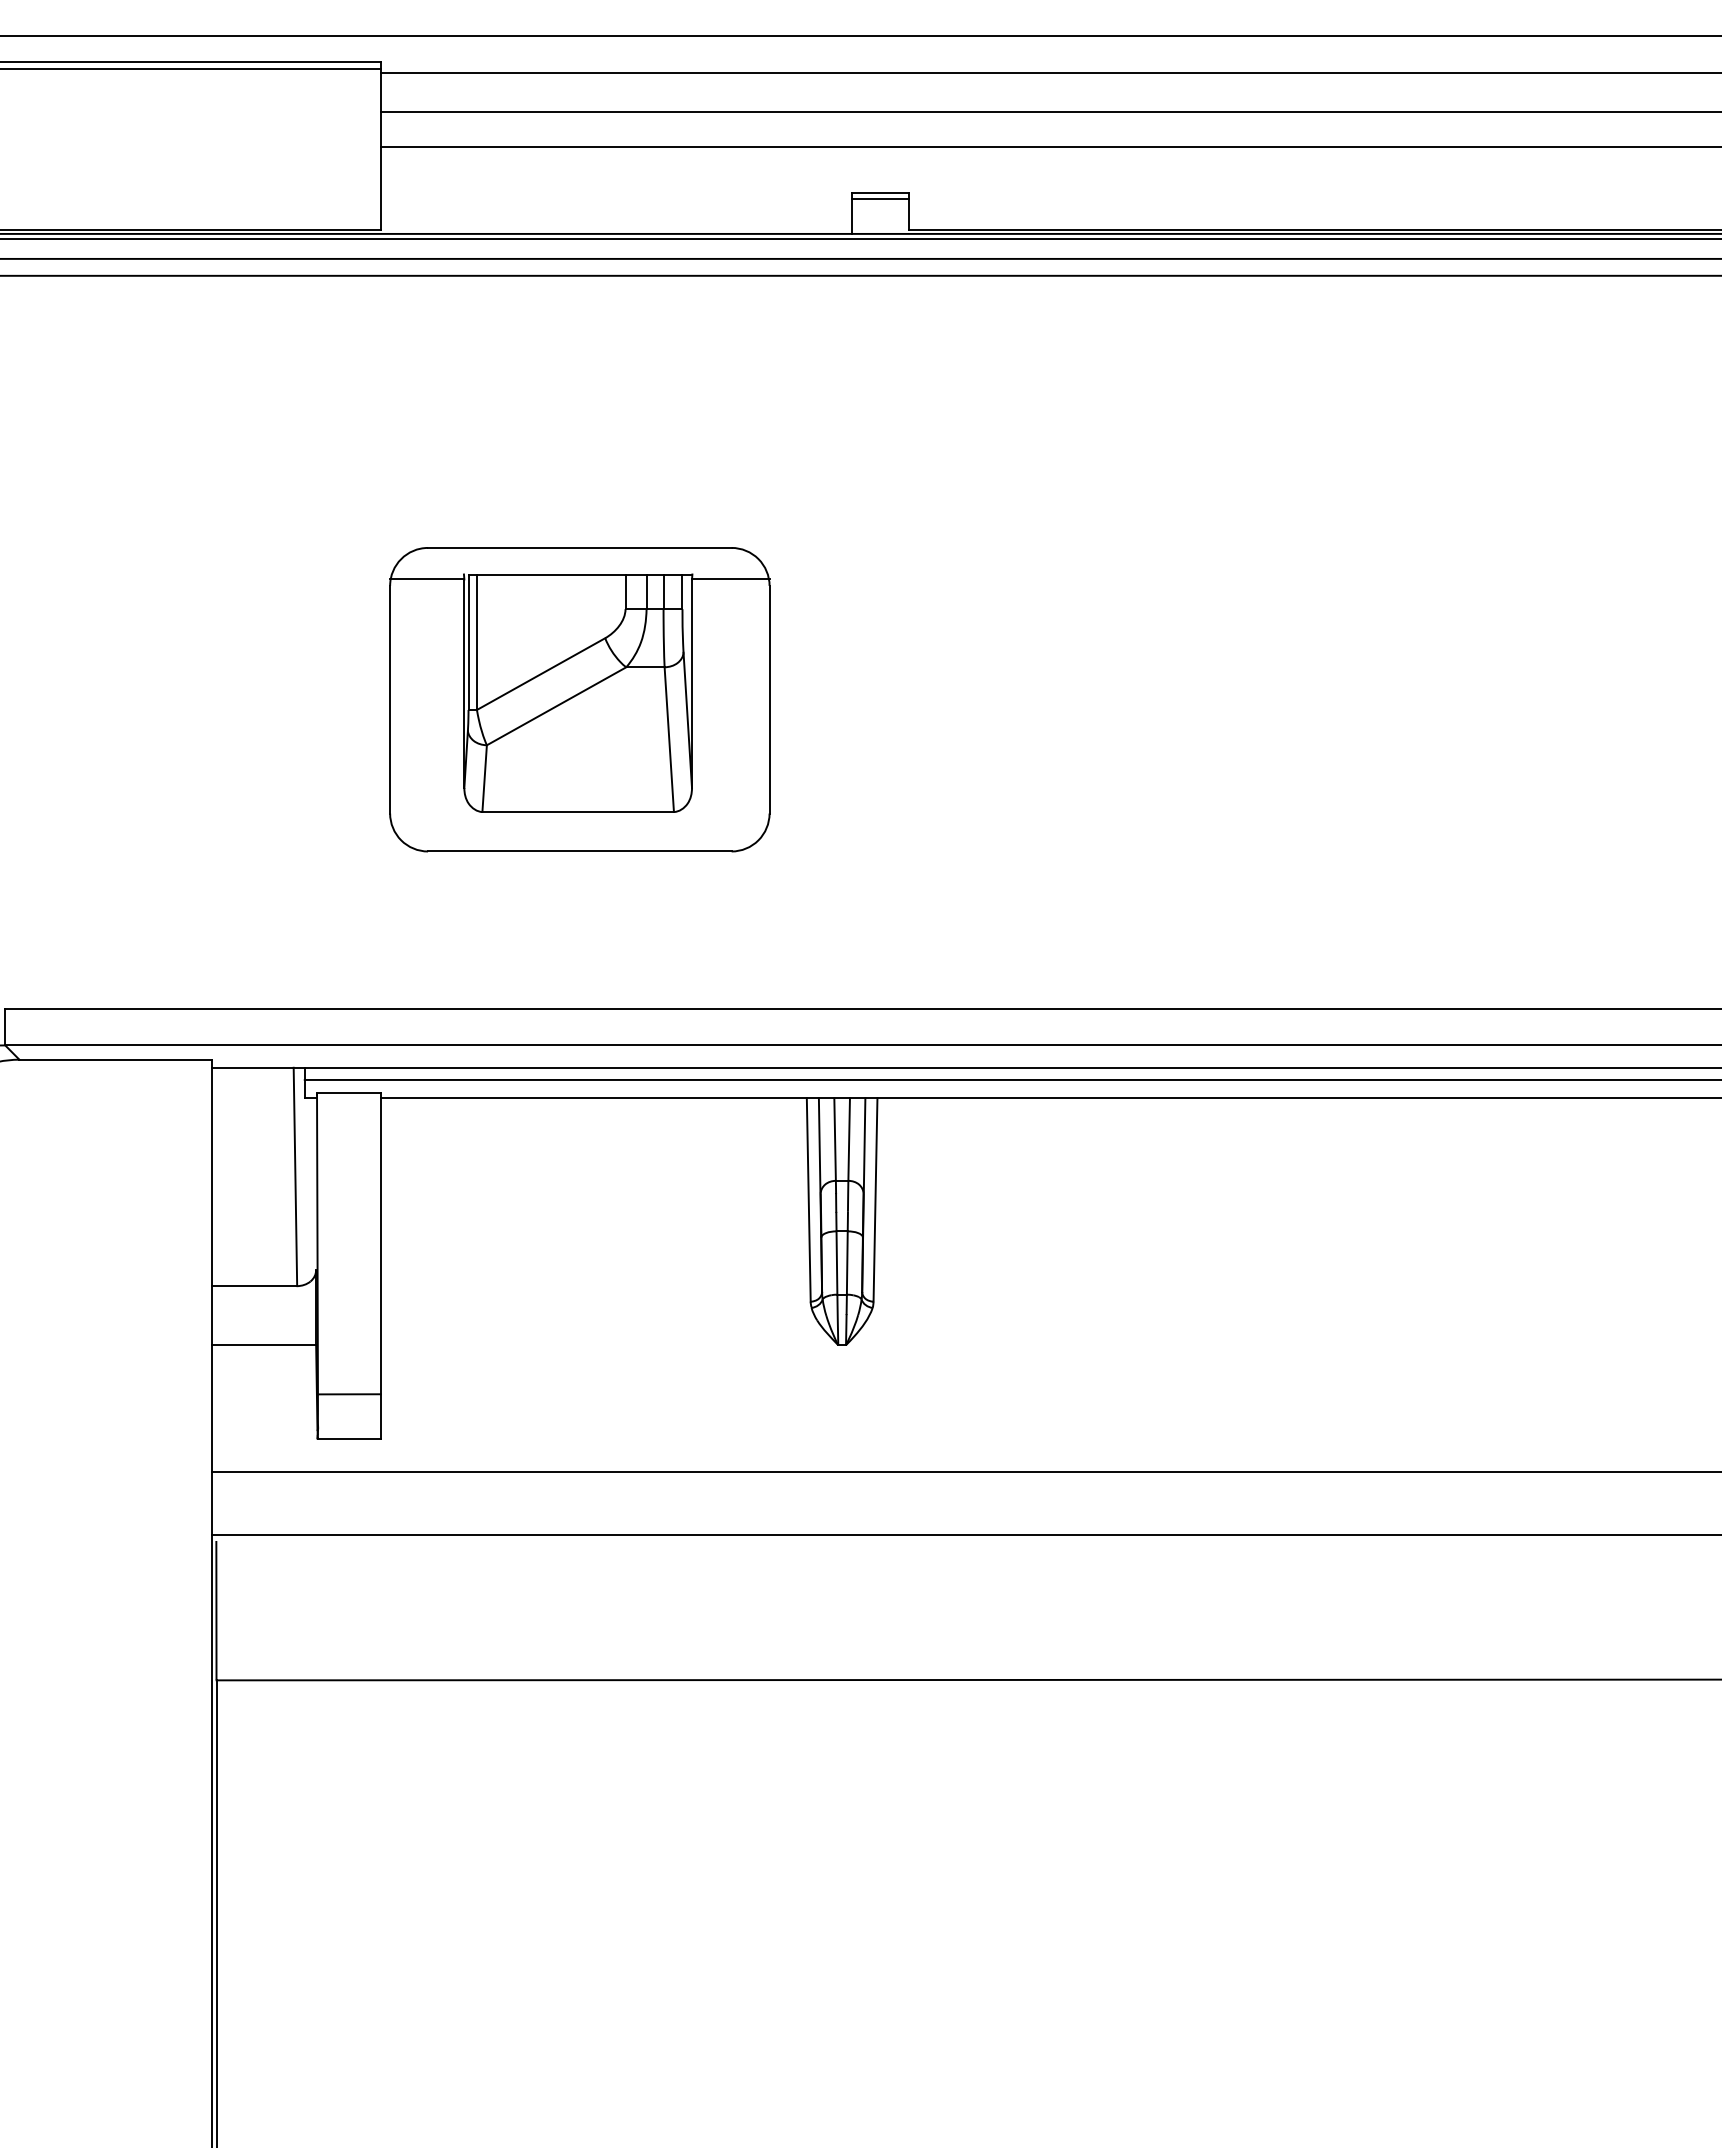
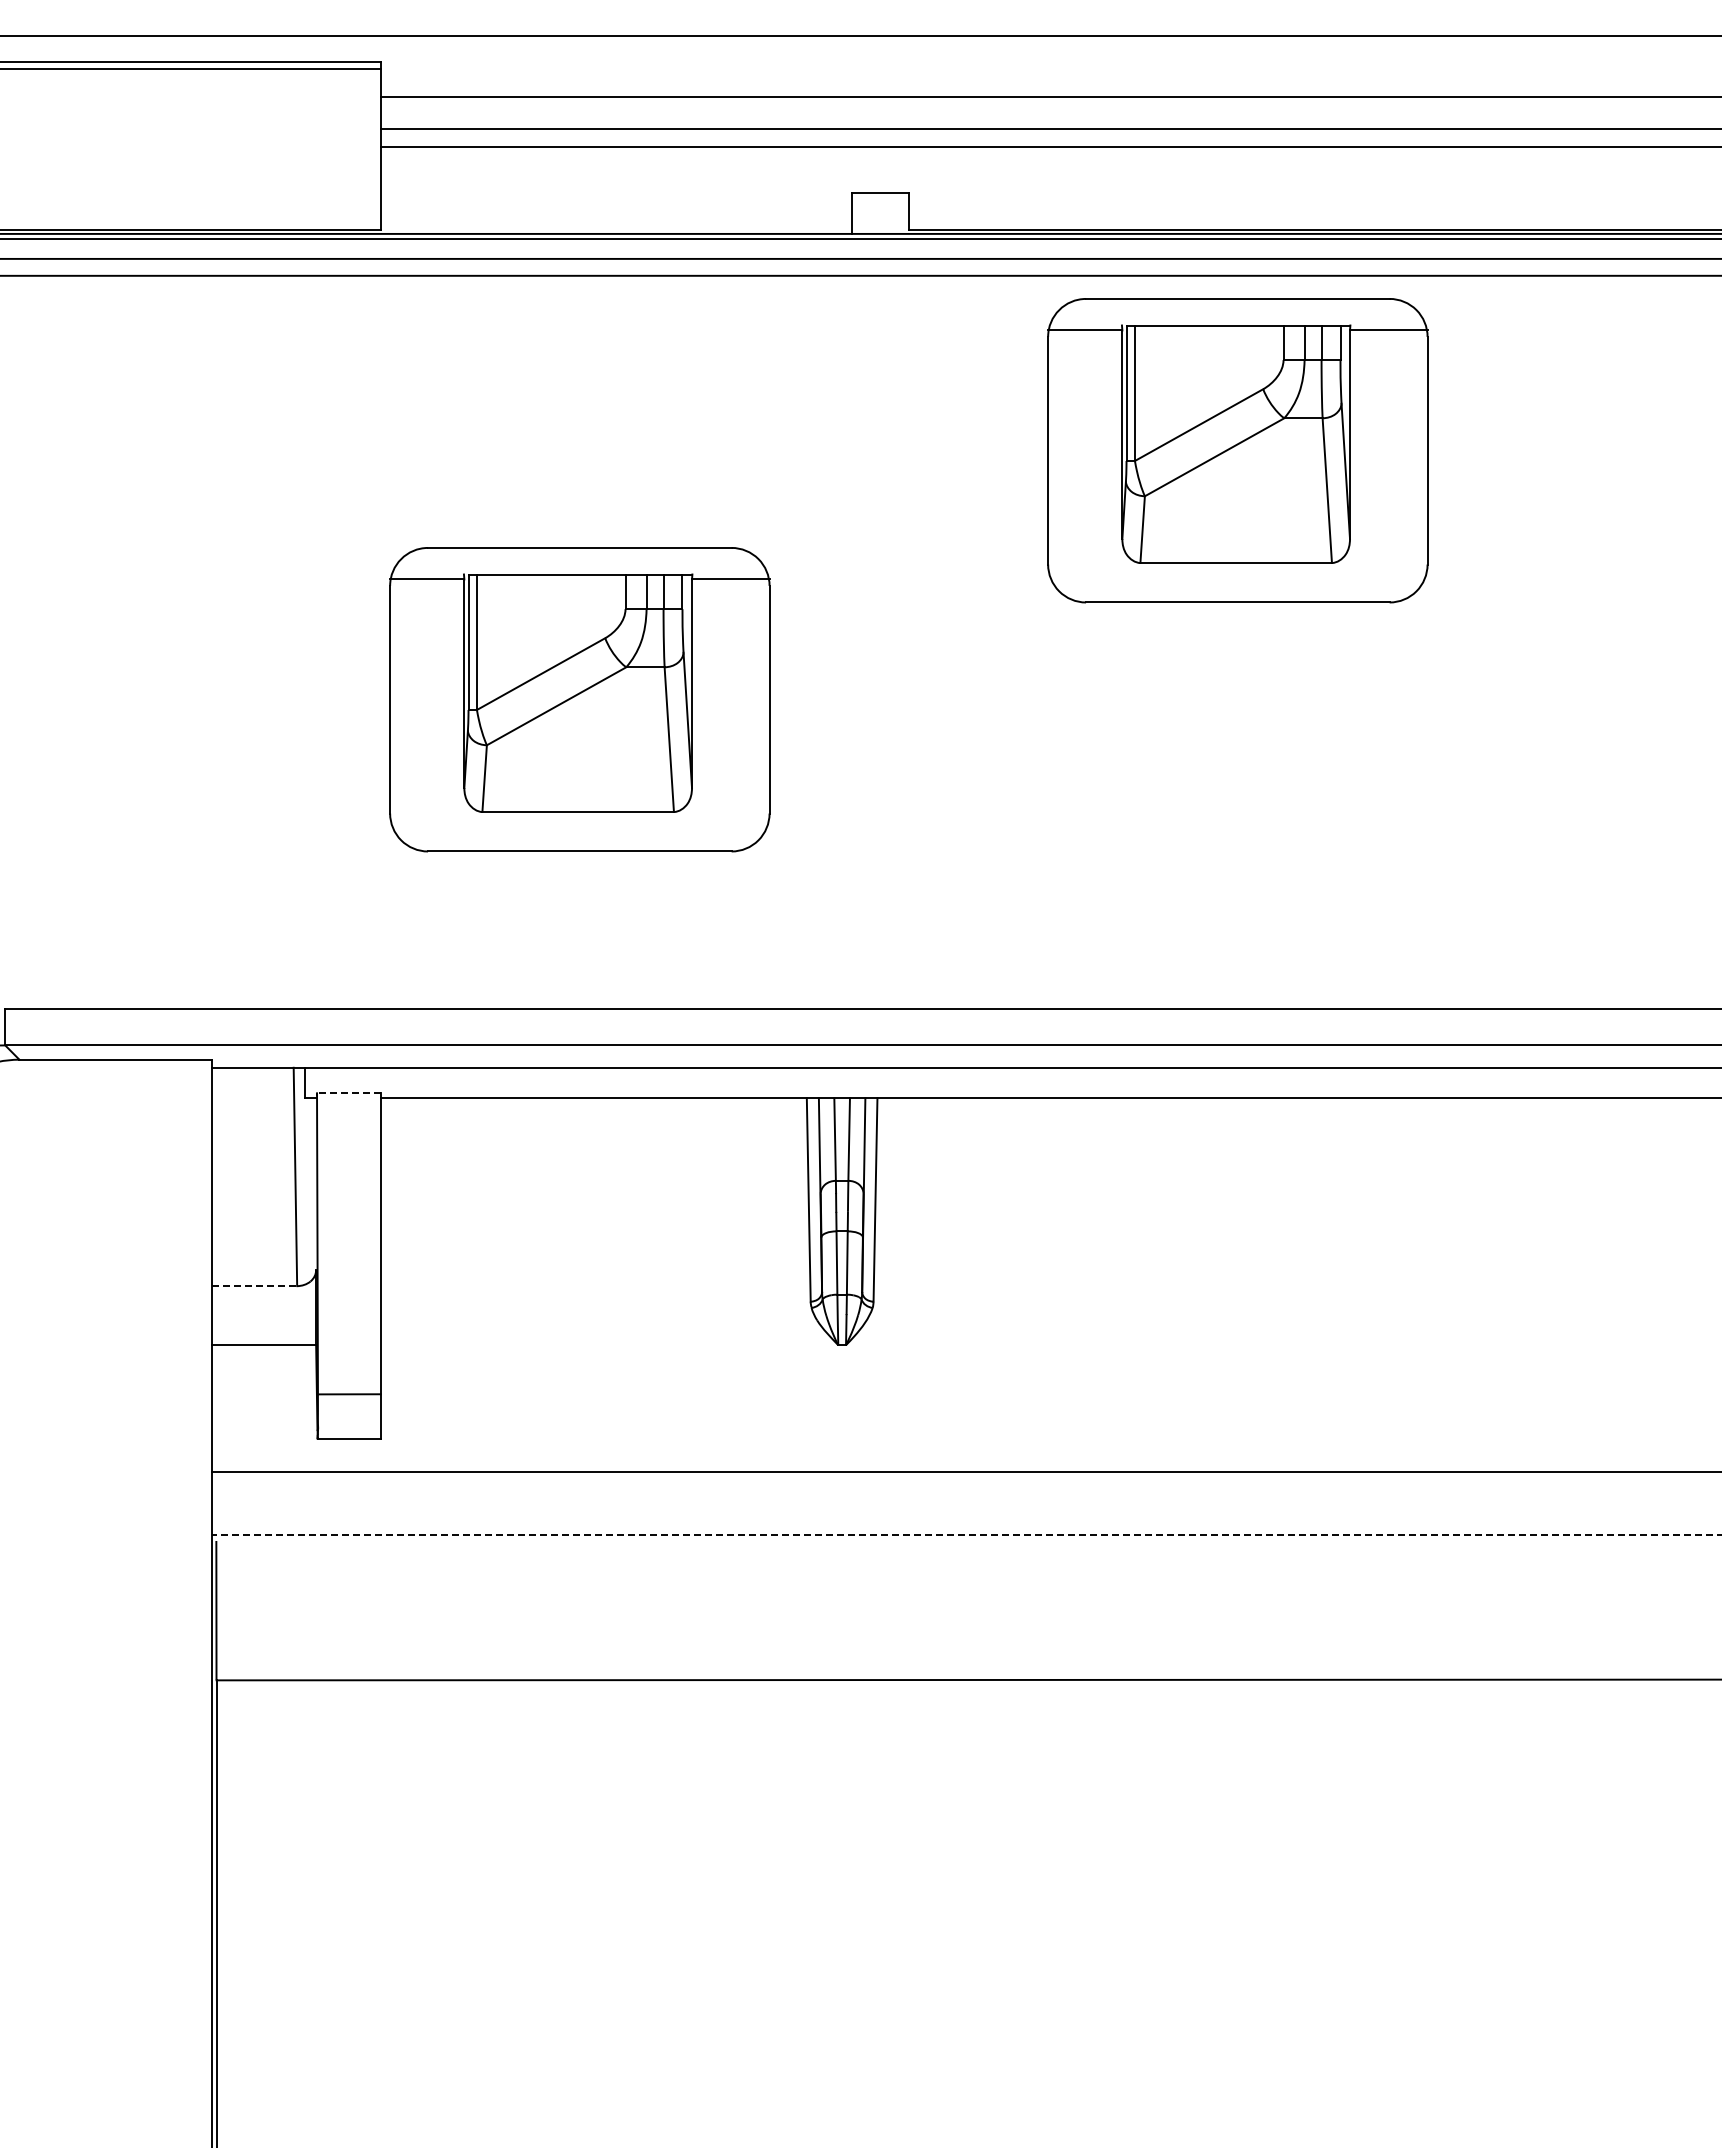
line position: (1049, 72) -> (1049, 96) (1049, 96)
line position: (1049, 111) -> (1049, 128) (1049, 128)
line: present -> none (879, 199)
part: none -> present (1237, 450)
line: present -> none (1011, 1079)
line: solid -> dashed (348, 1093)
line: solid -> dashed (254, 1286)
line: solid -> dashed (966, 1535)
